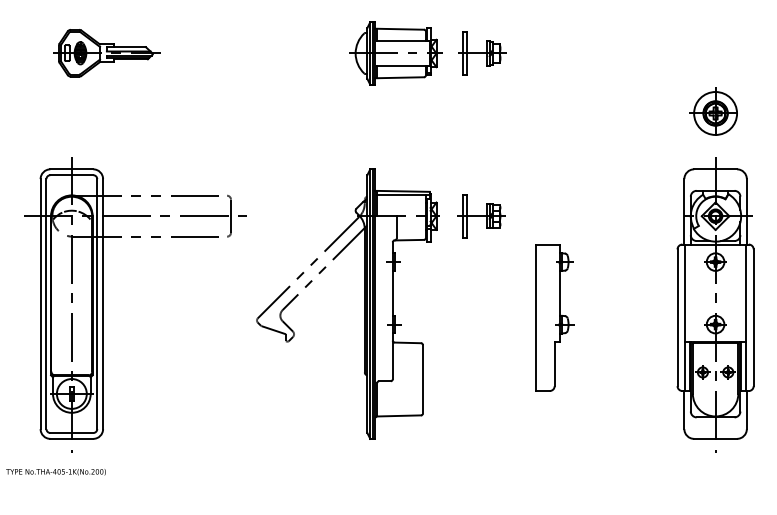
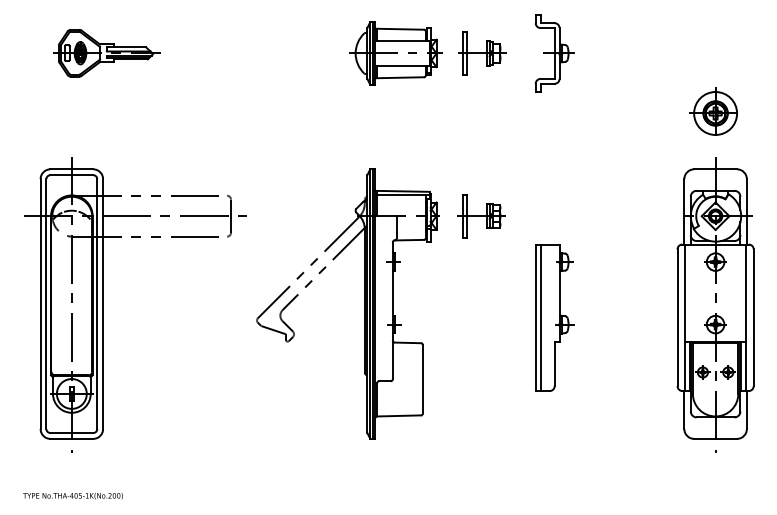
part: none -> present (554, 53)
line: none -> present (540, 317)
text position: (55, 472) -> (72, 496) (72, 496)
